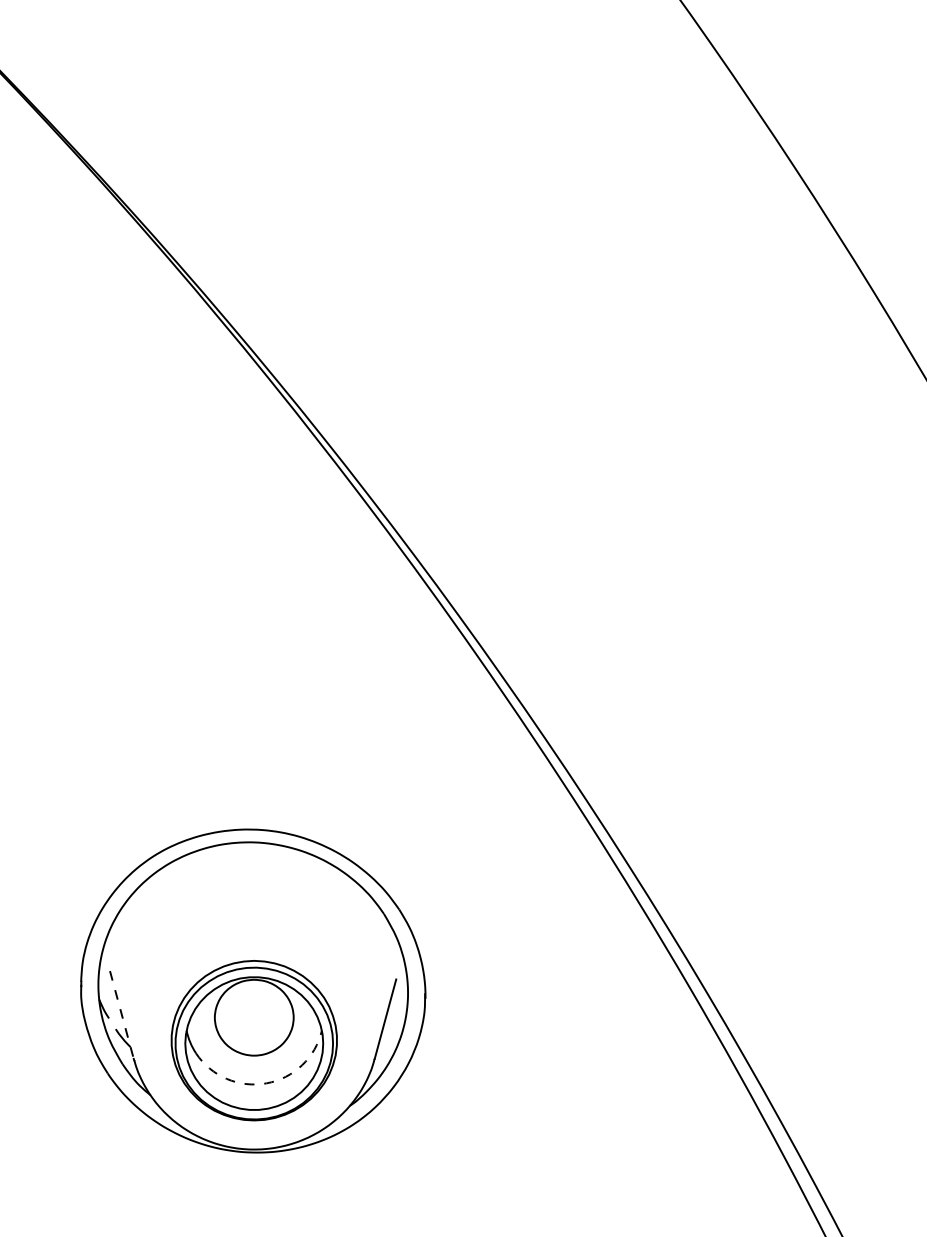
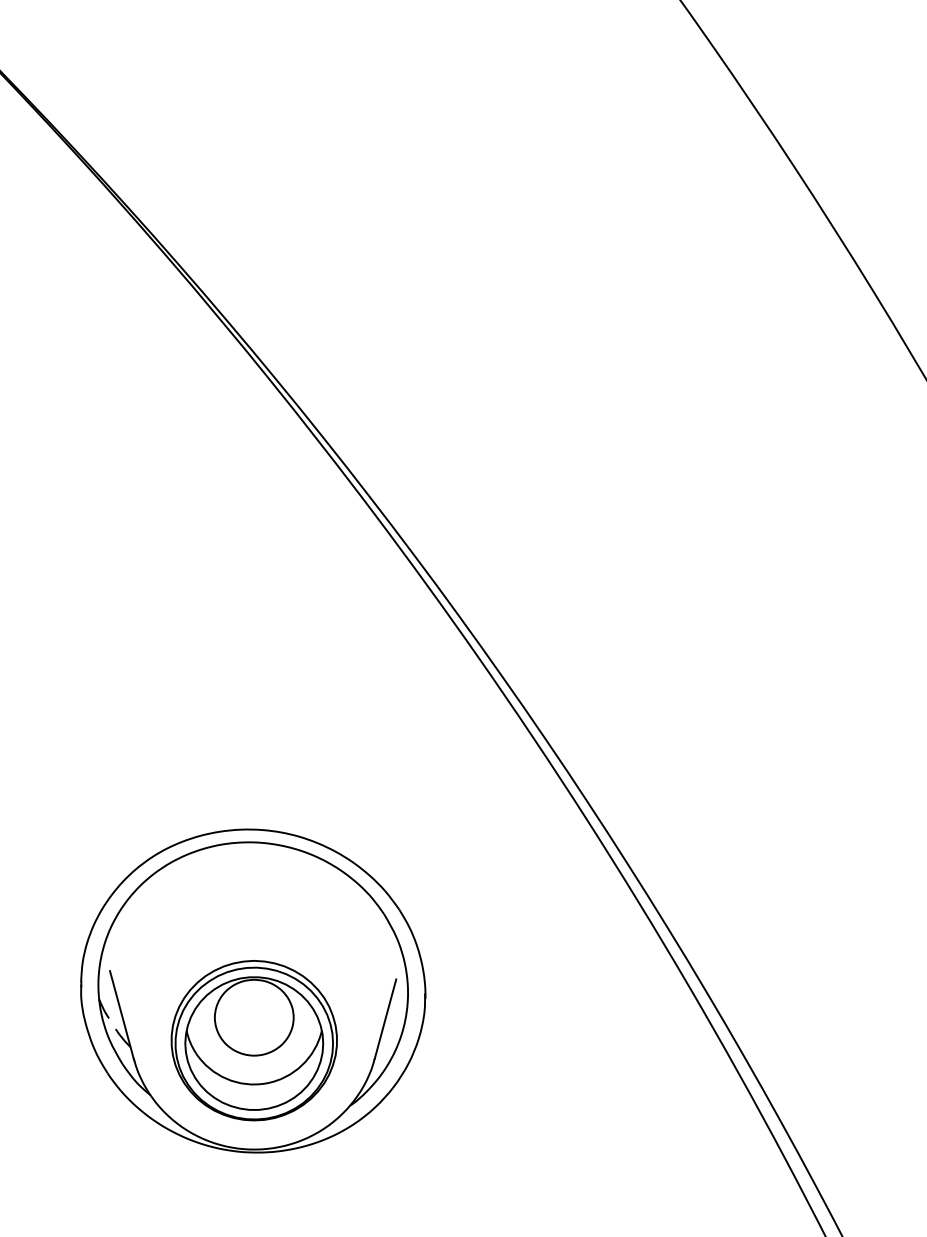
line: dashed -> solid (122, 1015)
arc: dashed -> solid (266, 1083)
